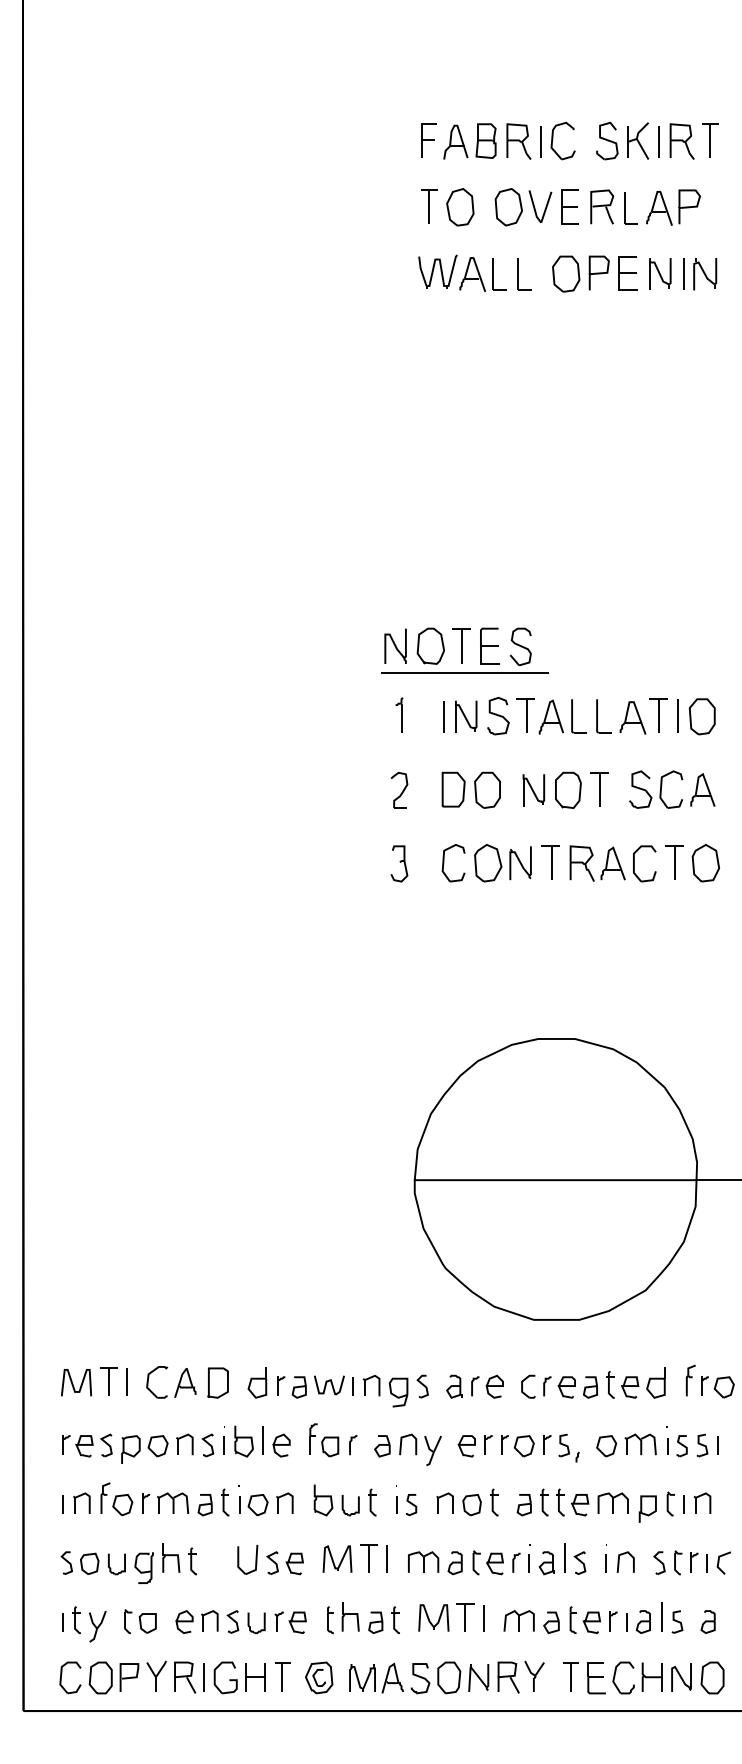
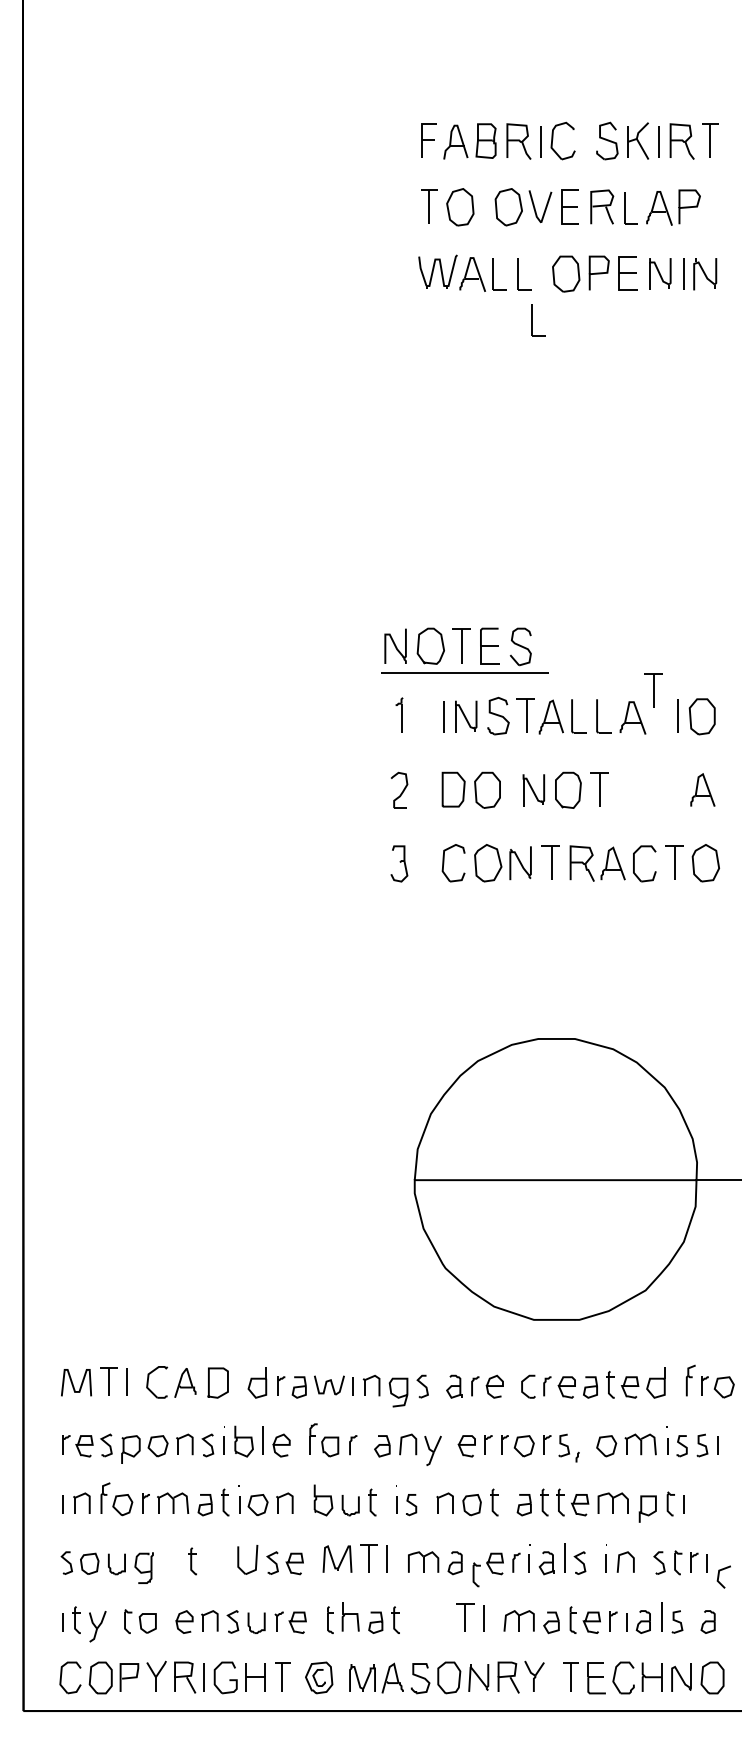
part: none -> present (538, 320)
part position: (658, 715) -> (653, 690) (653, 690)
part: present -> none (656, 789)
part: present -> none (702, 1502)
part: present -> none (171, 1557)
part position: (476, 1562) -> (476, 1574) (476, 1574)
line position: (719, 1562) -> (719, 1576) (719, 1576)
part: present -> none (433, 1617)
